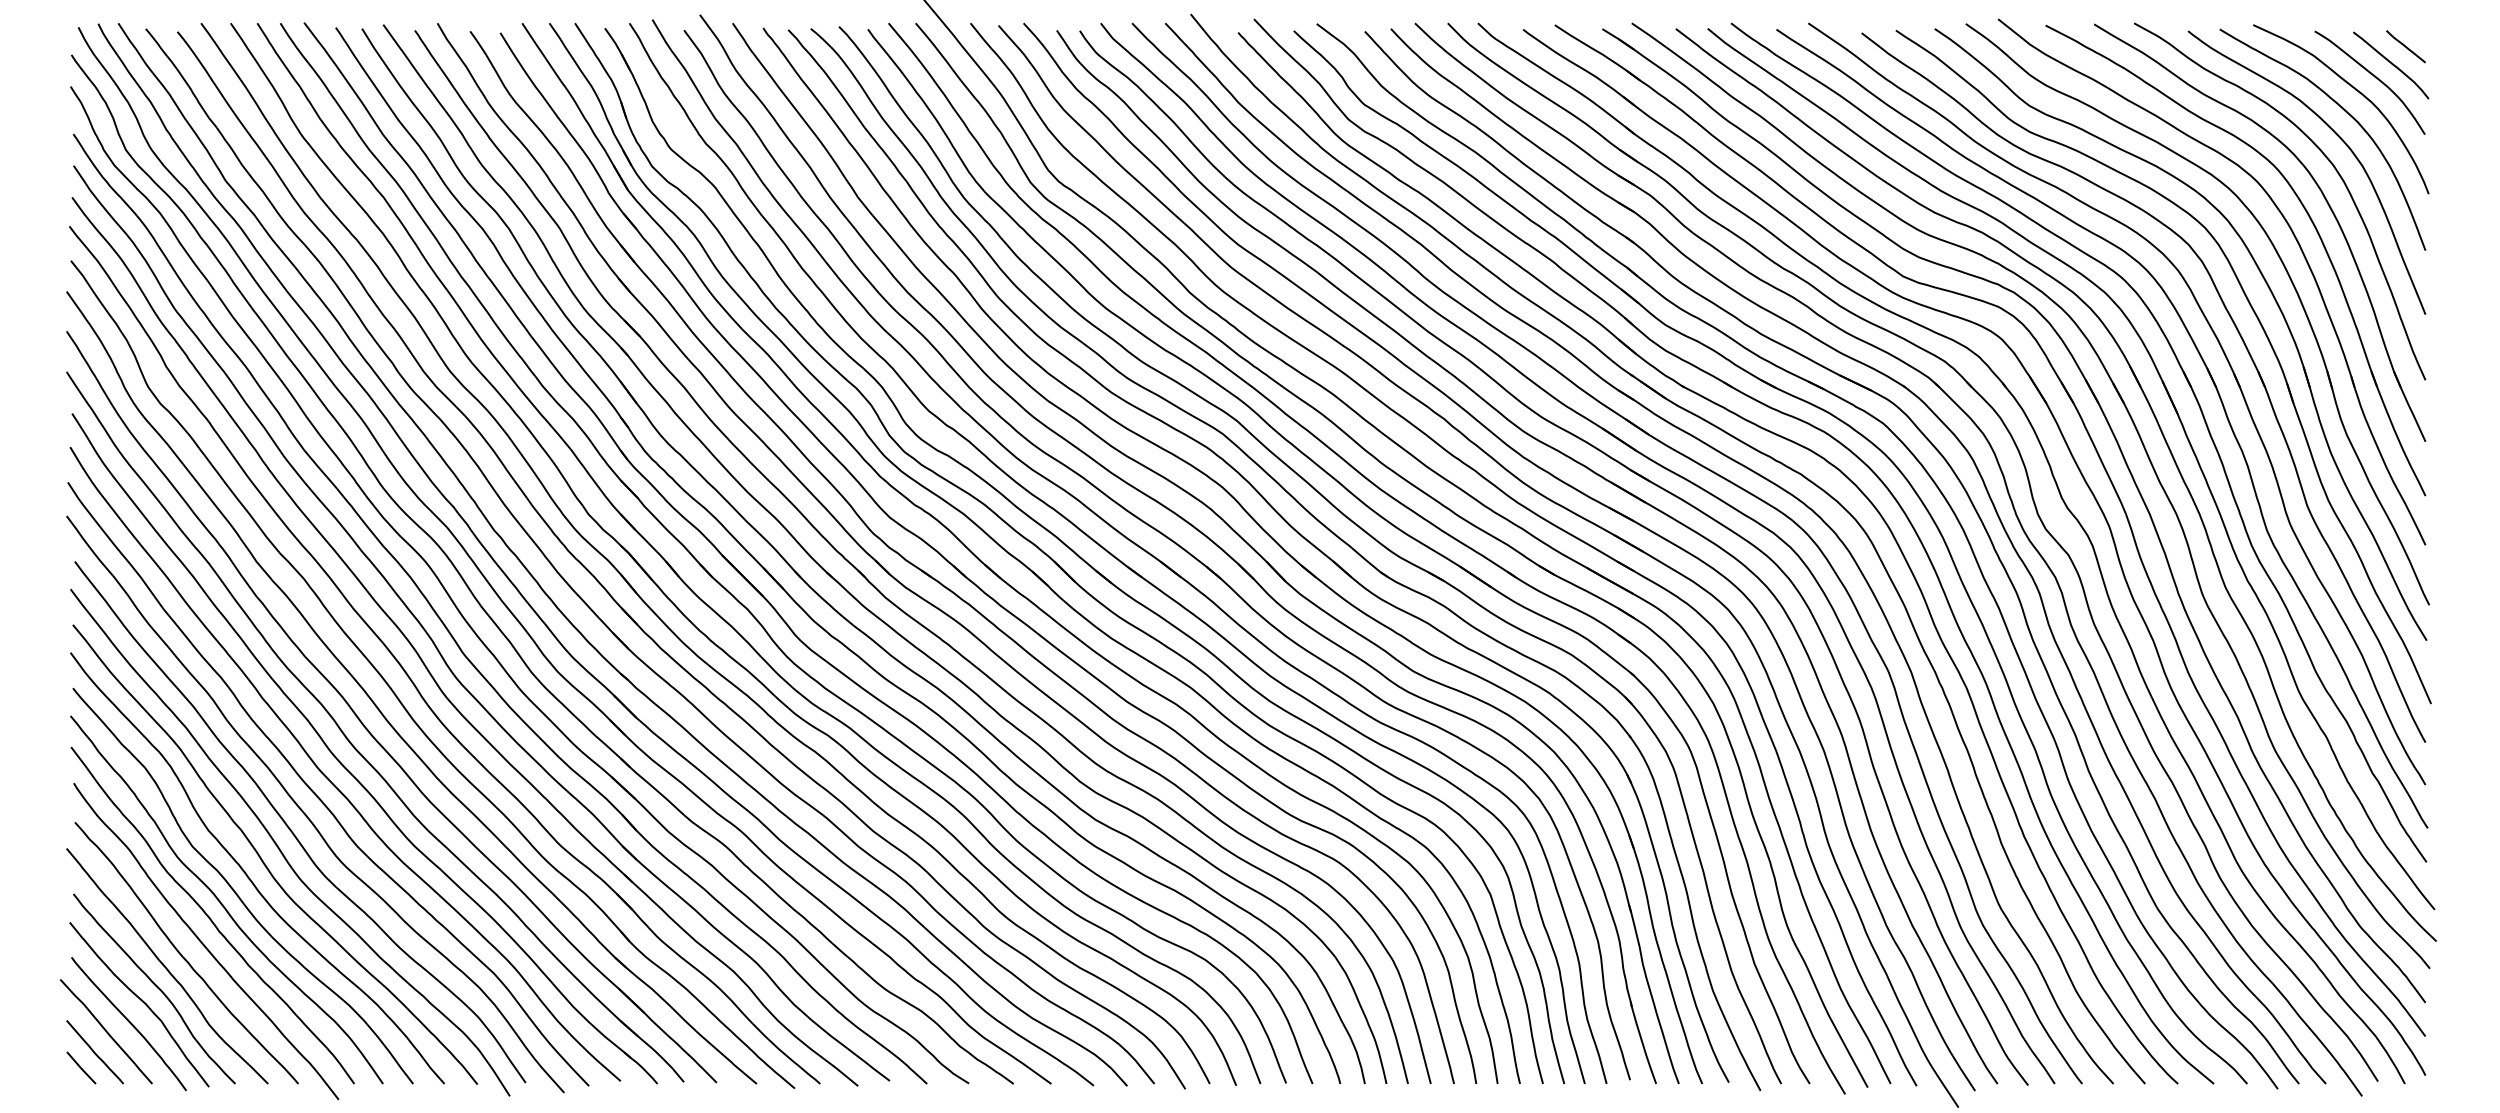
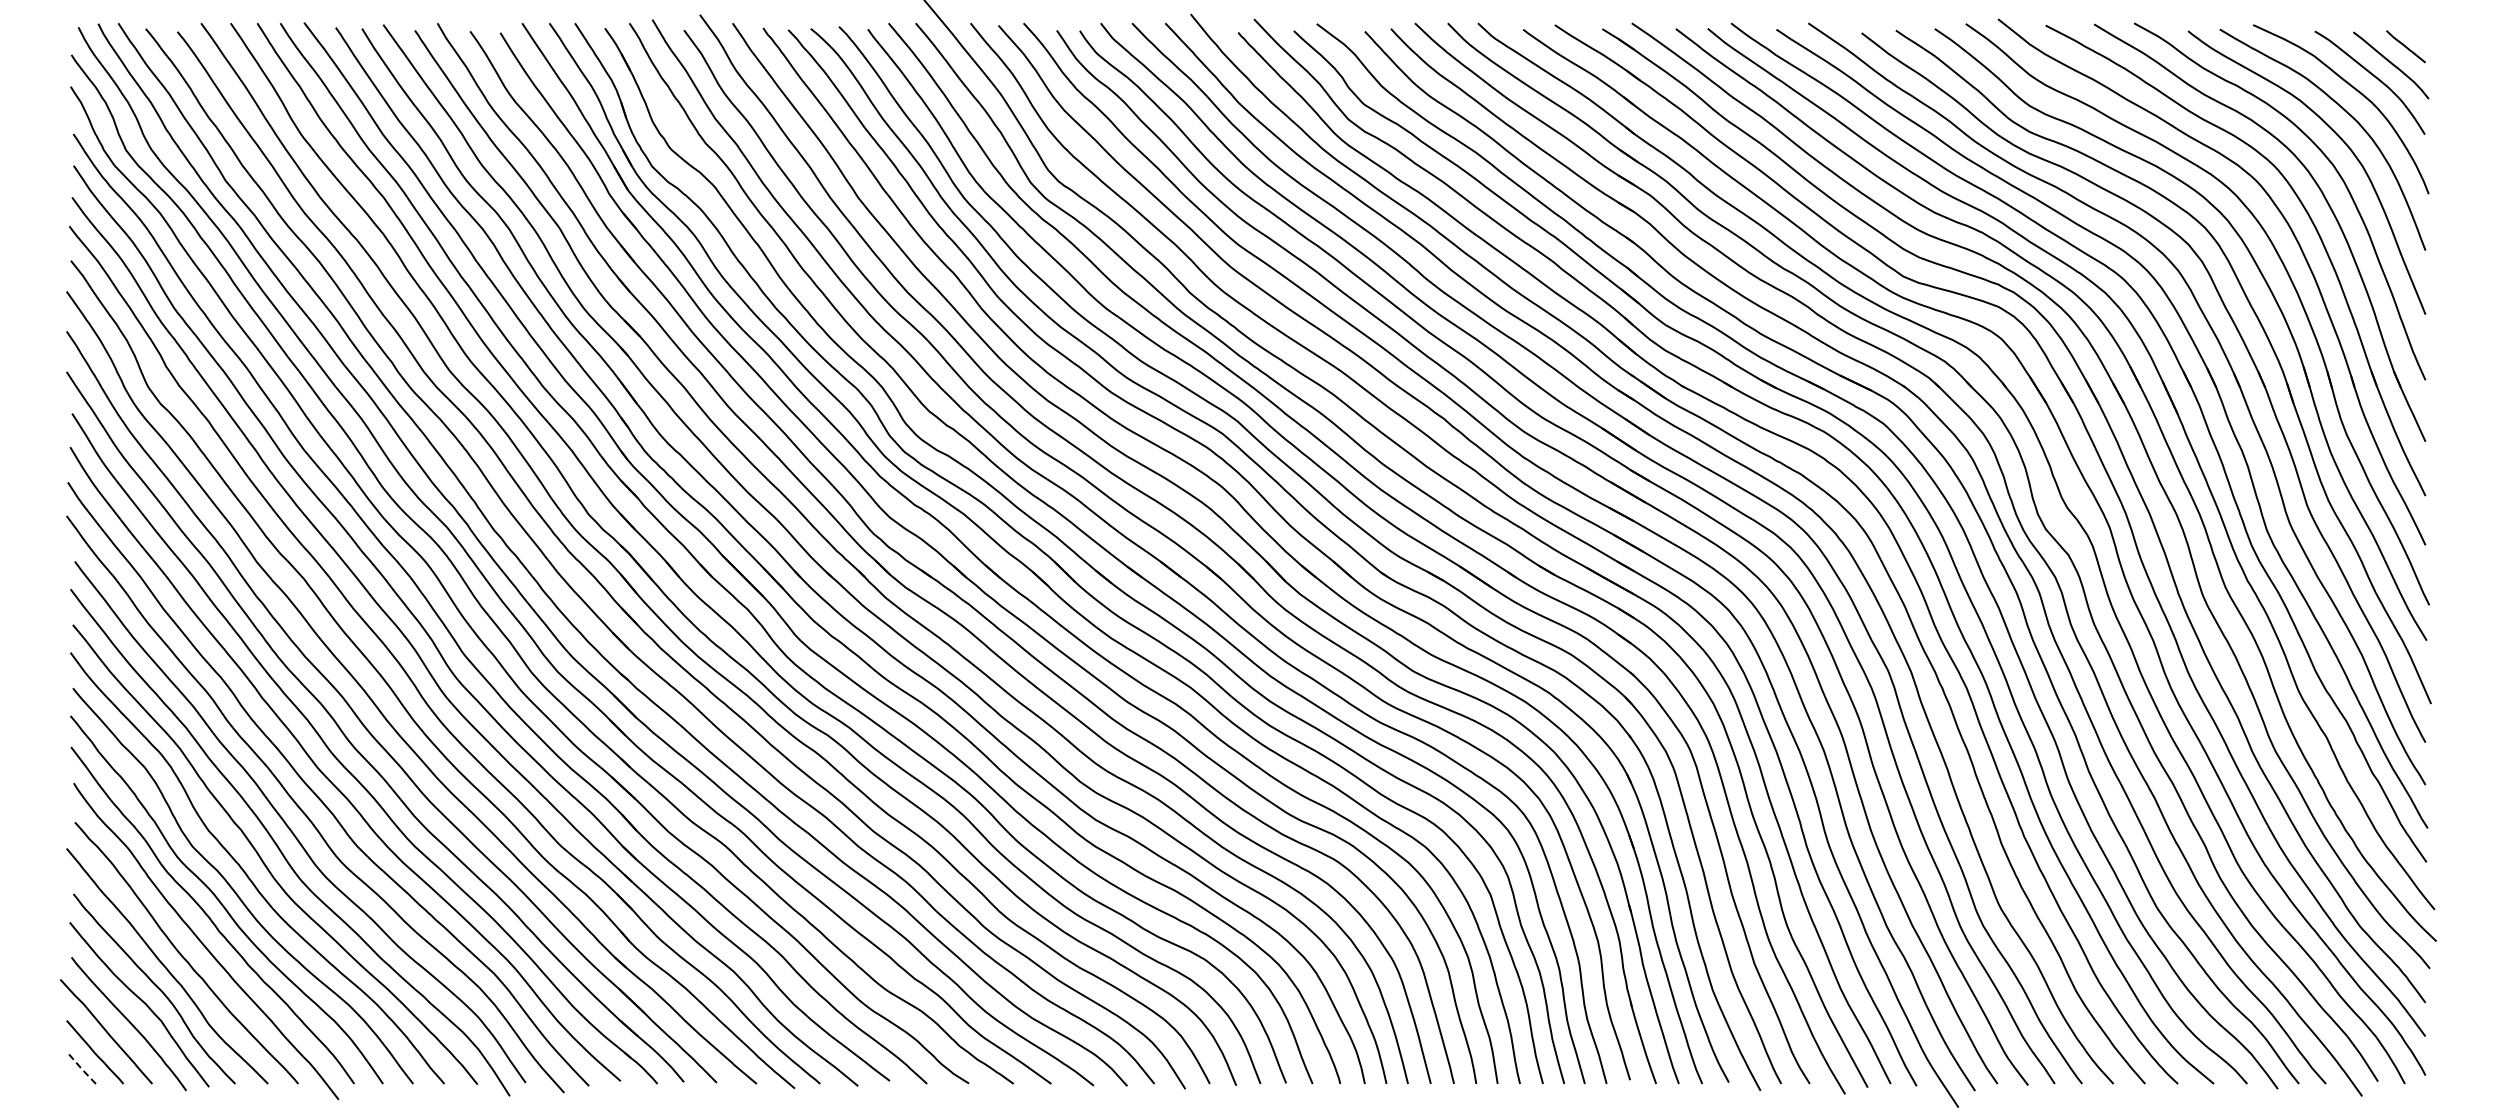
line: solid -> dashed (81, 1068)
